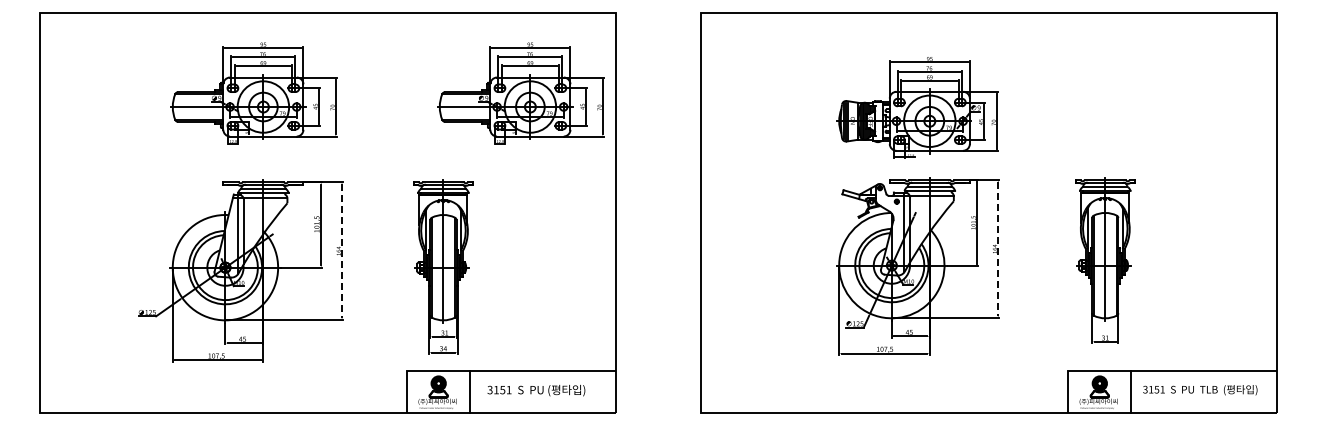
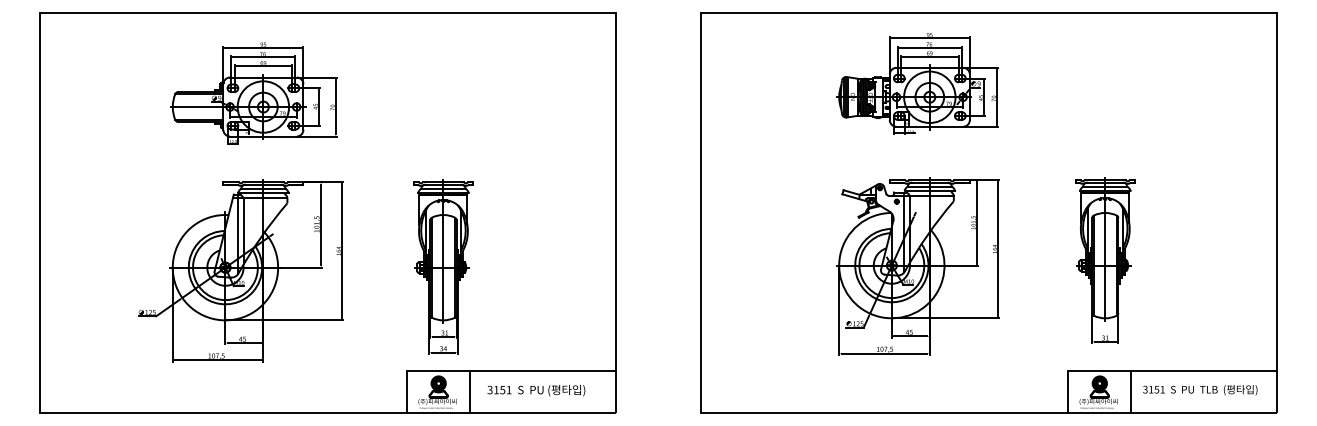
part: present -> none (520, 93)
part position: (917, 107) -> (917, 83) (917, 83)
line: dashed -> solid (998, 249)
line: dashed -> solid (342, 251)
